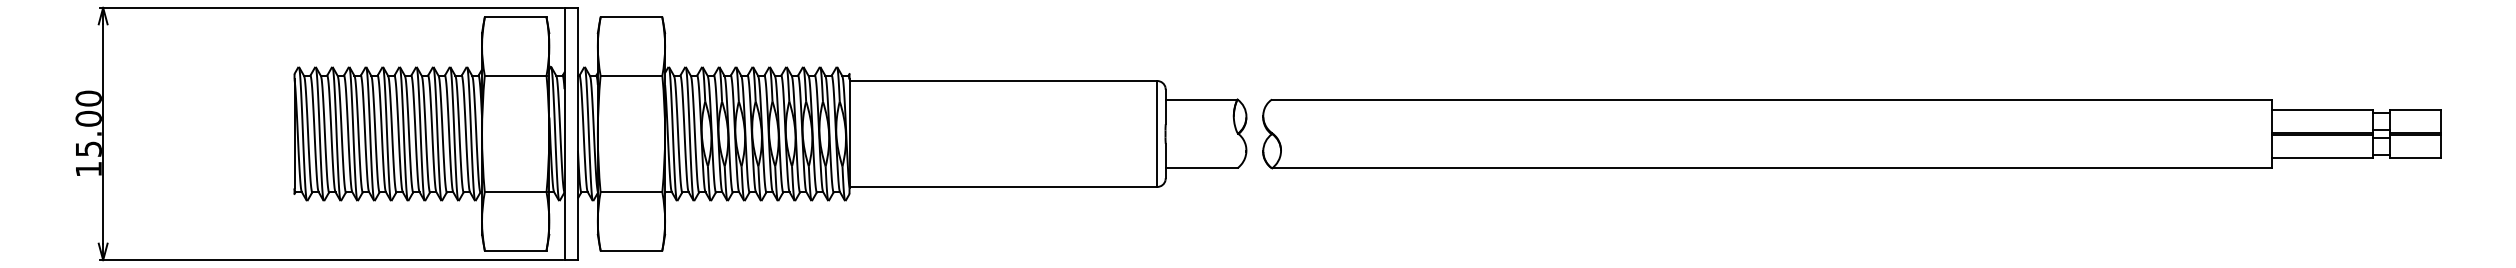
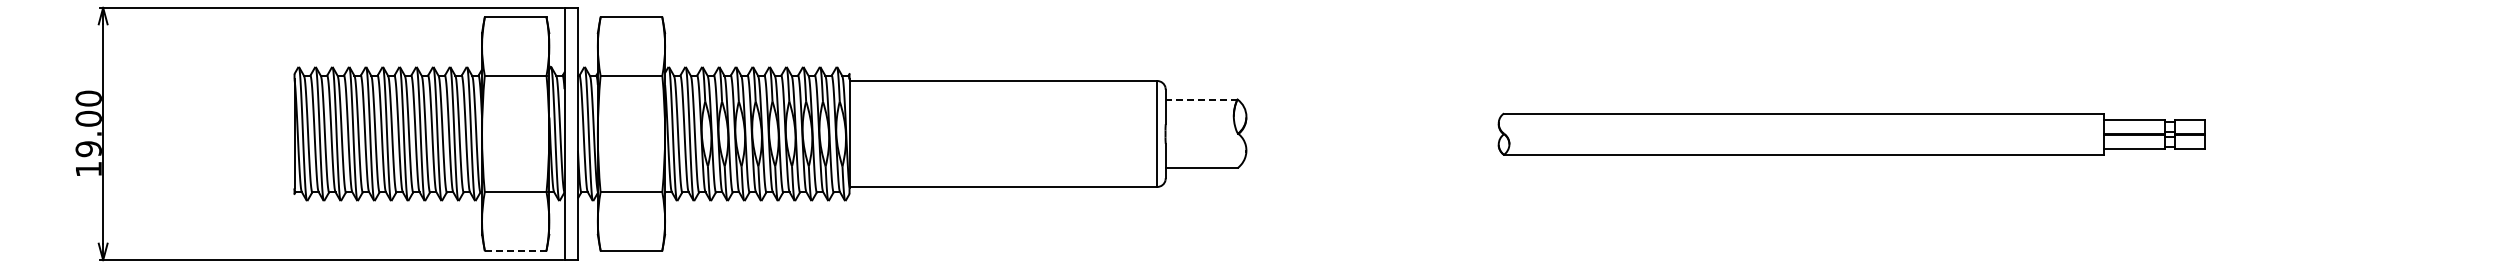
line: solid -> dashed (1201, 99)
part size: 1180x71 px -> 709x44 px (1851, 133)
text: 15.00 -> 19.00 (88, 149)
line: solid -> dashed (515, 250)
